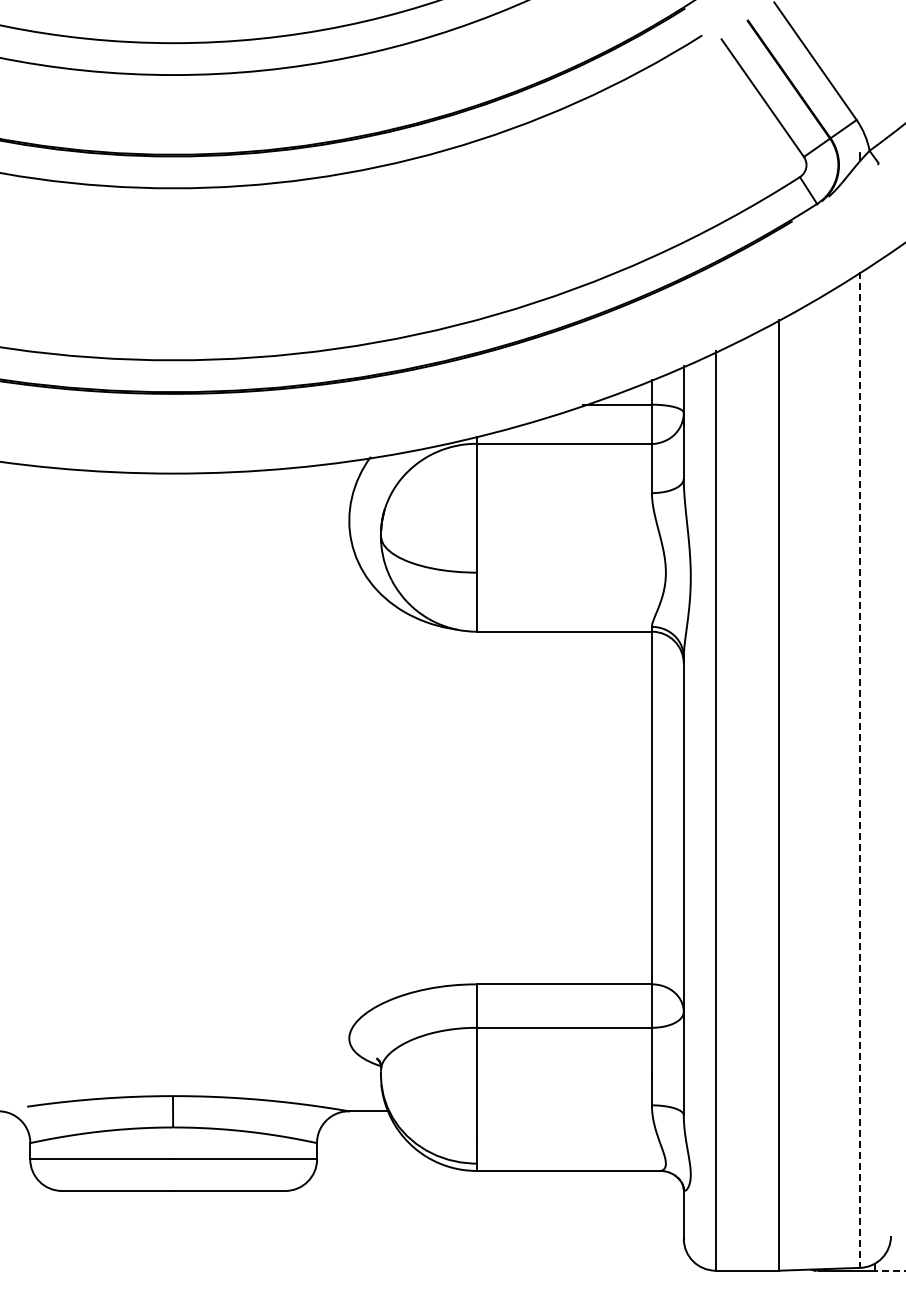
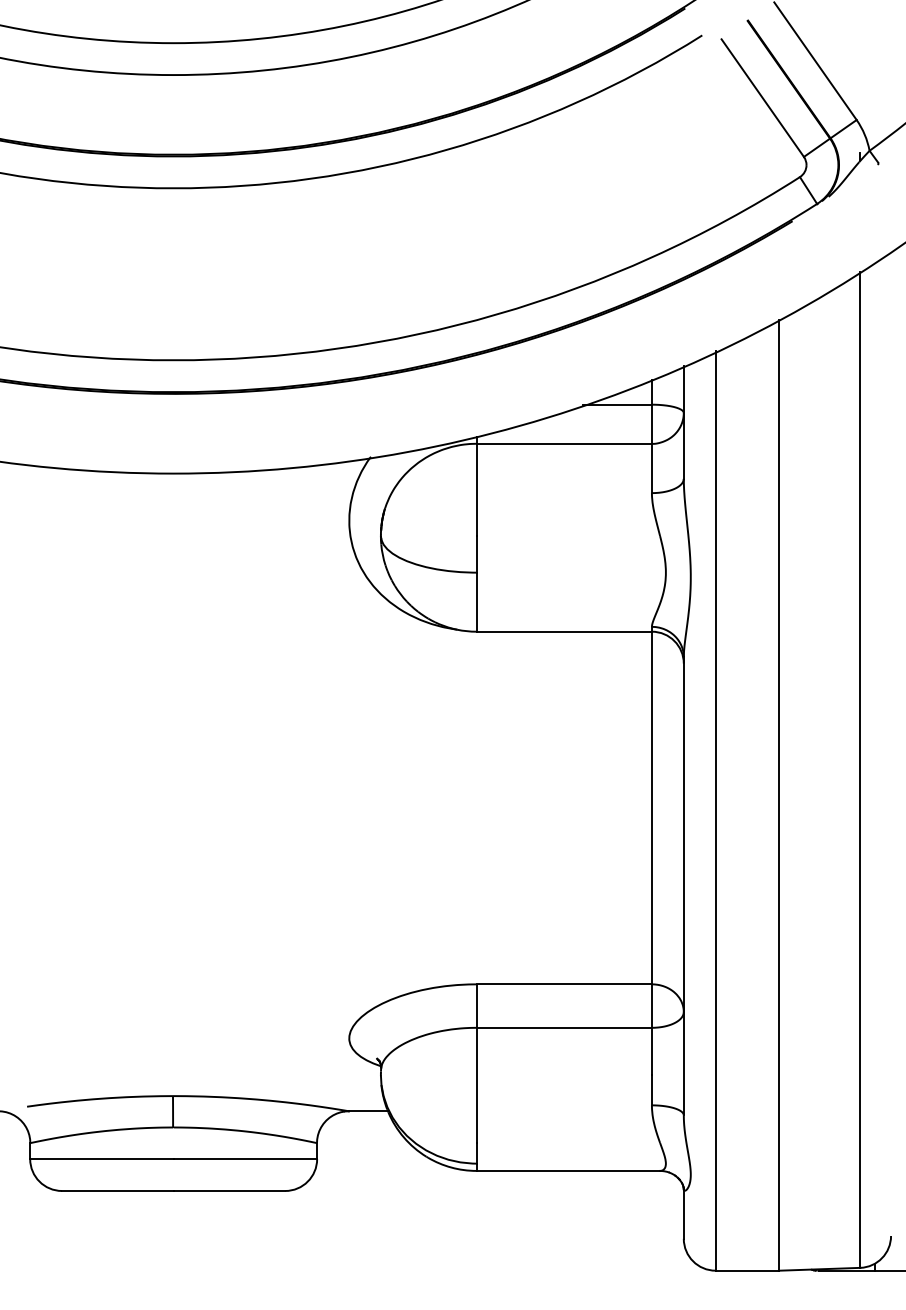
line: dashed -> solid (860, 769)
line: dashed -> solid (890, 1270)
